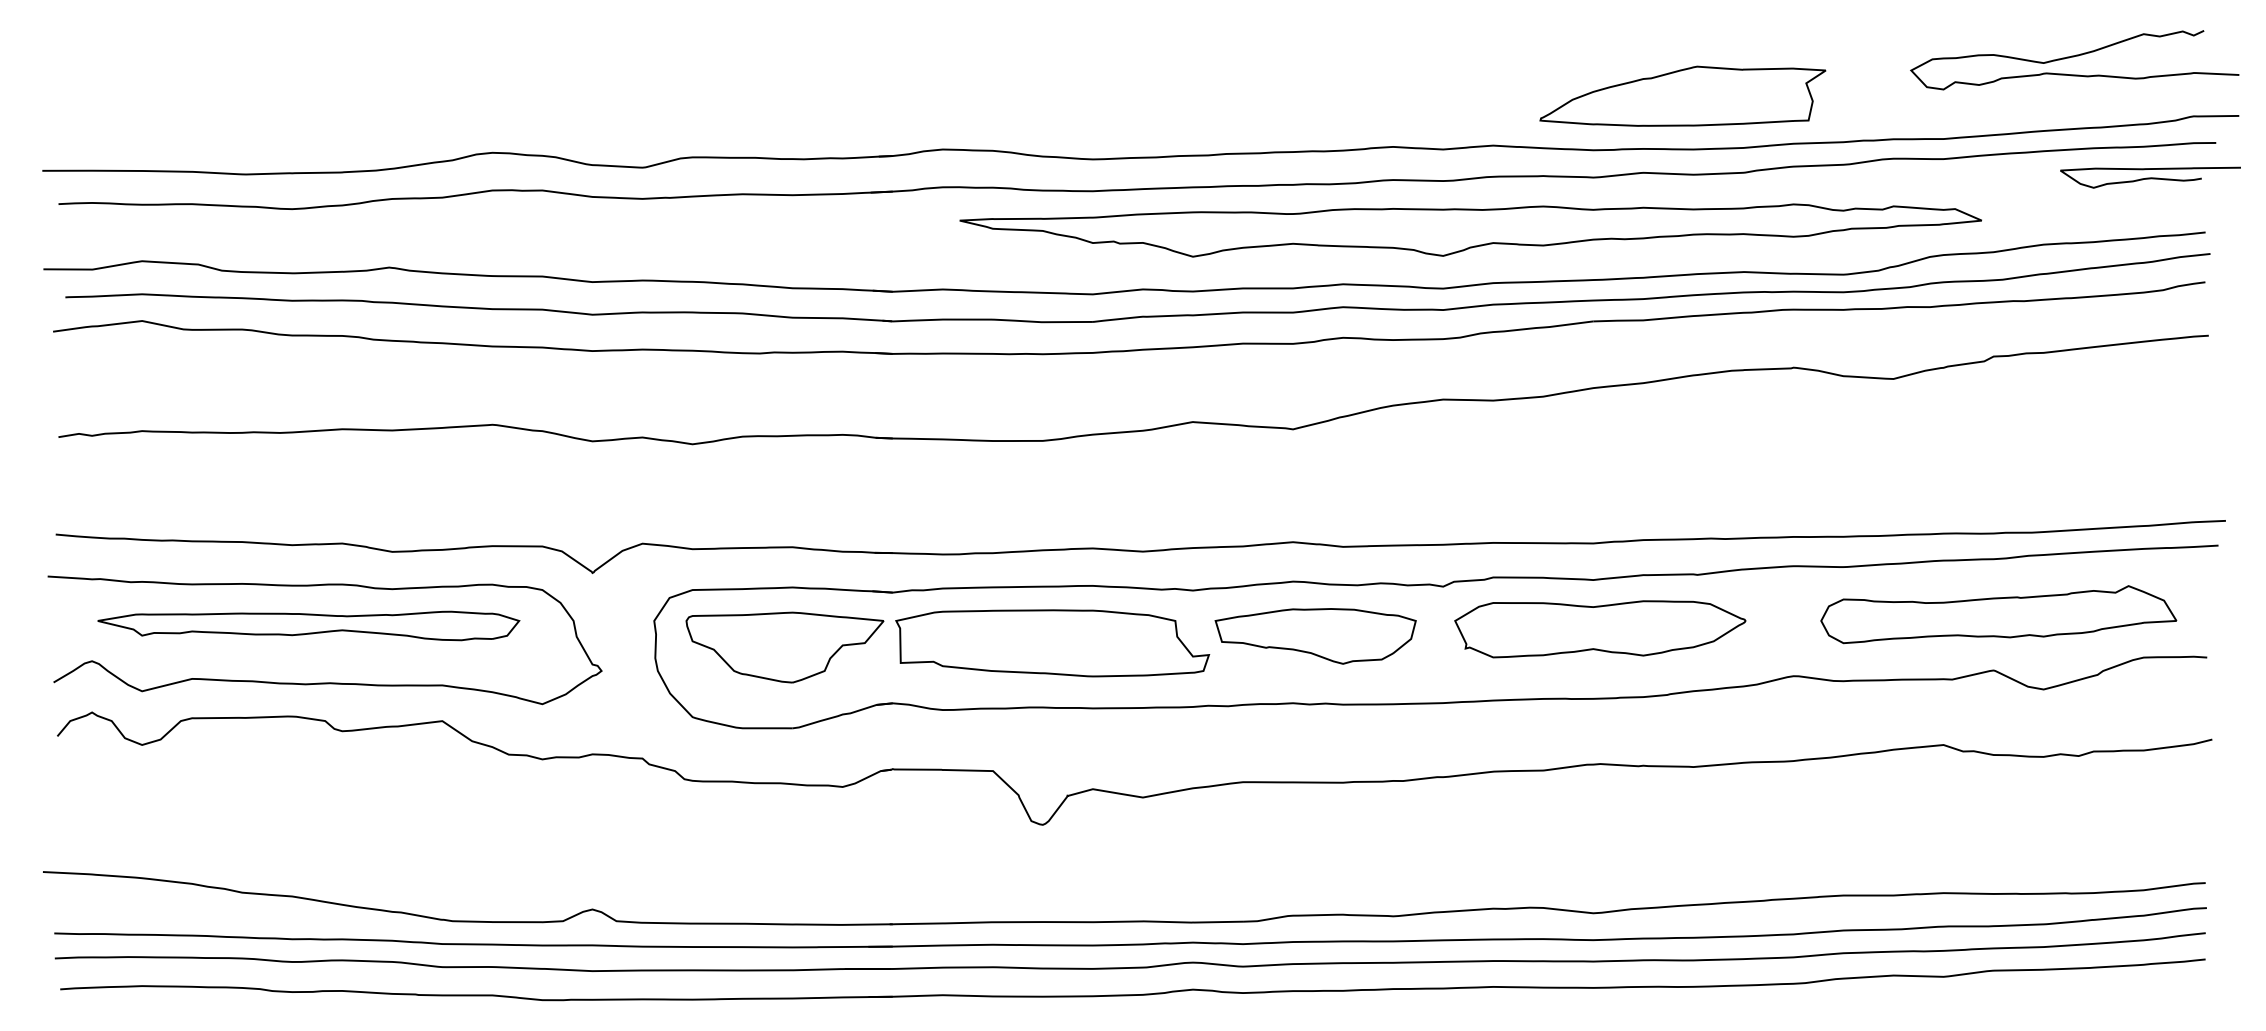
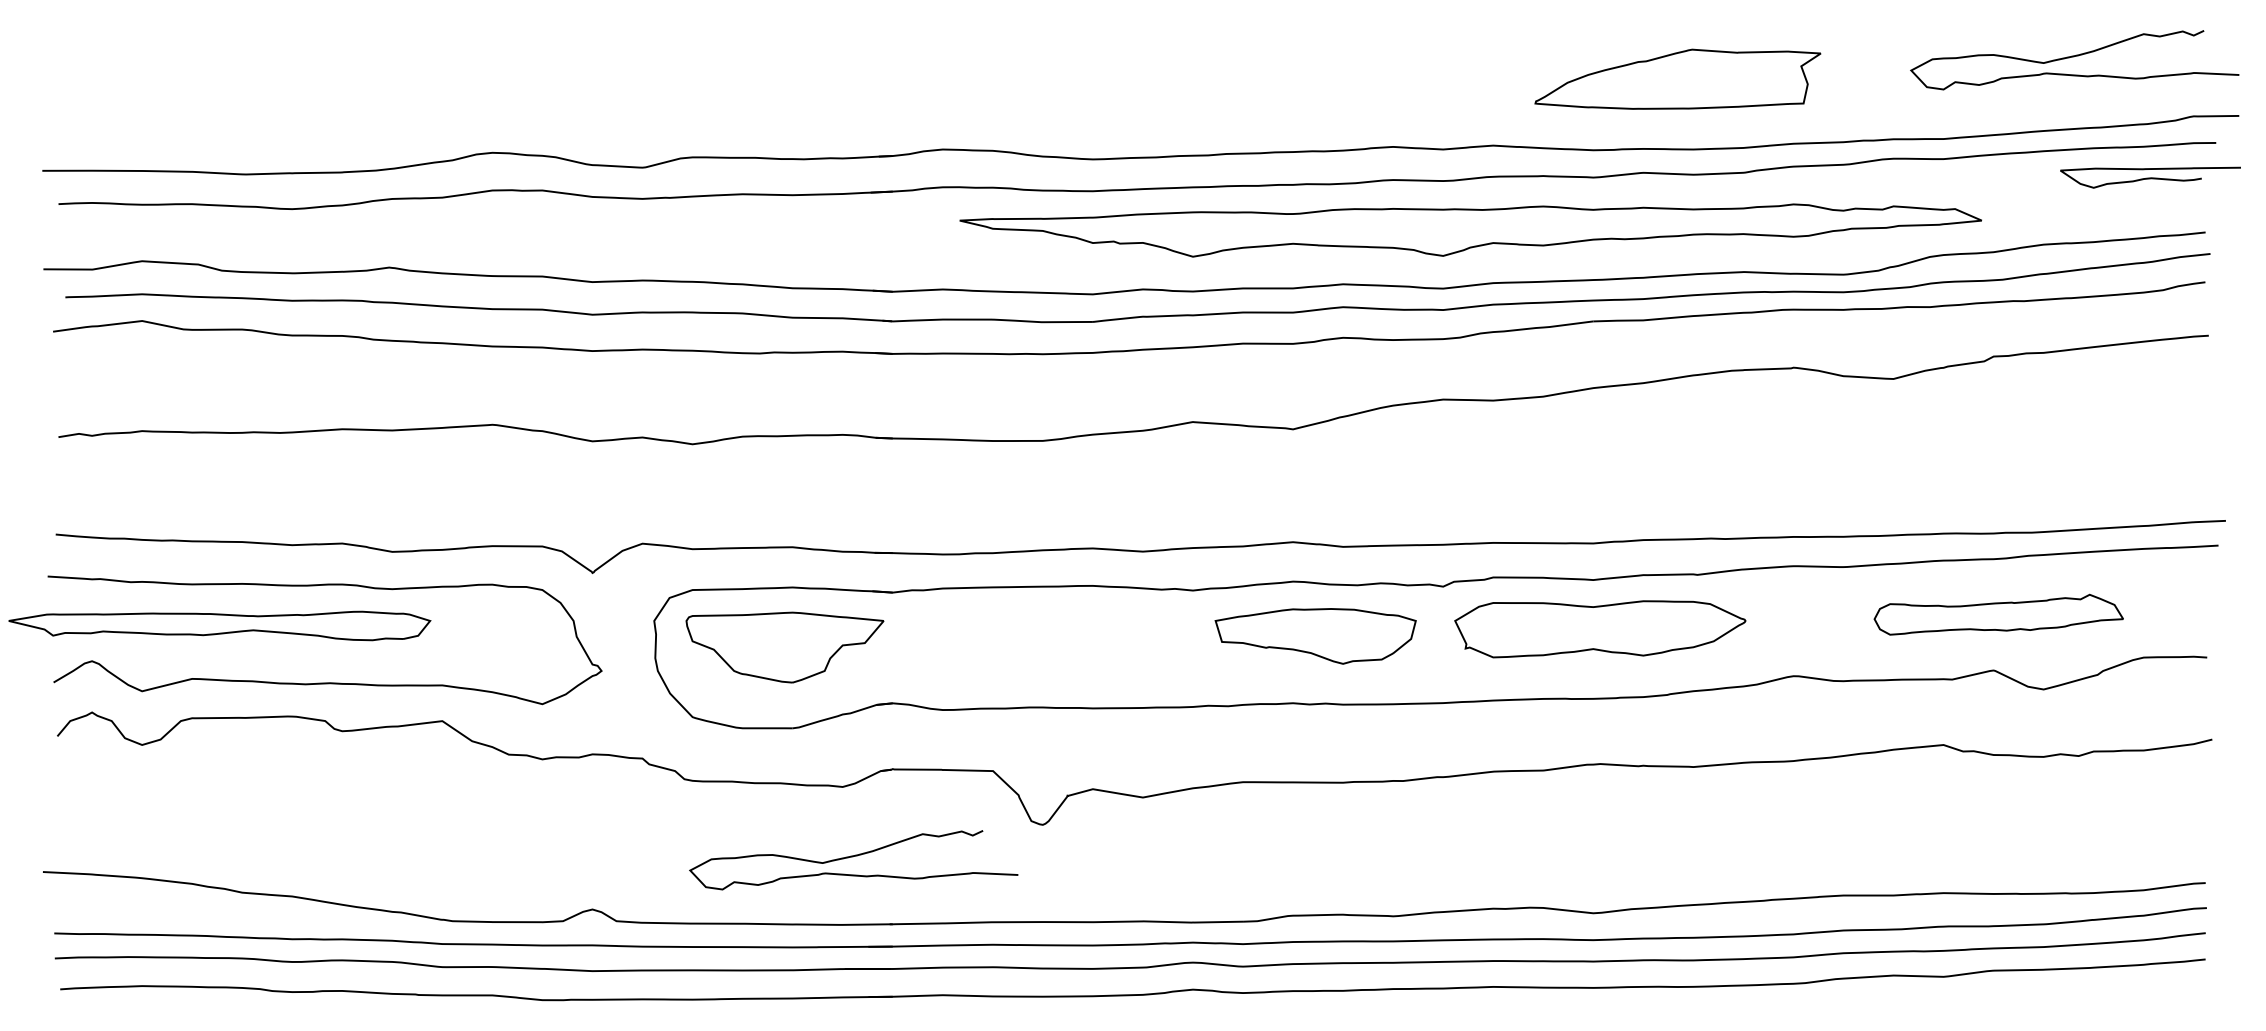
part position: (1682, 95) -> (1677, 78) (1677, 78)
part size: 358x60 px -> 251x43 px (1998, 614)
part position: (308, 625) -> (219, 625) (219, 625)
part: present -> none (1052, 643)
curve: none -> present (853, 857)
